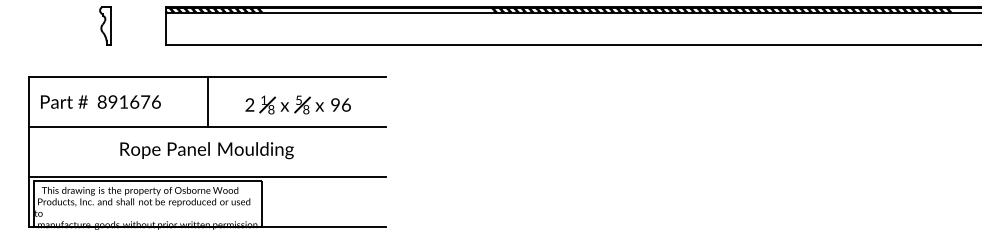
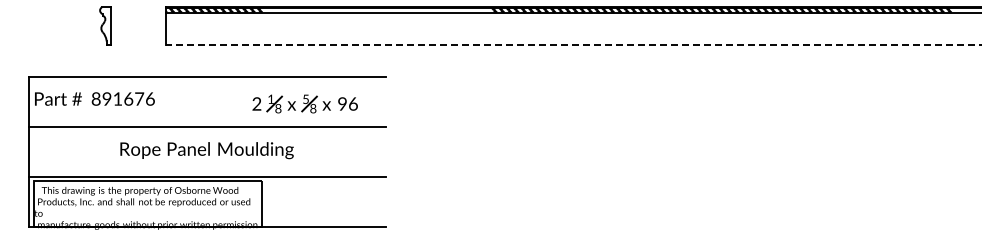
line: solid -> dashed (573, 44)
text position: (100, 101) -> (94, 98) (94, 98)
line: present -> none (207, 102)
part position: (297, 104) -> (304, 103) (304, 103)
